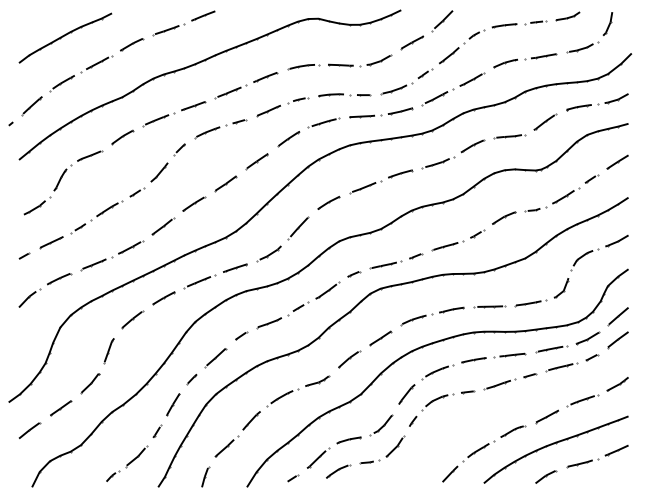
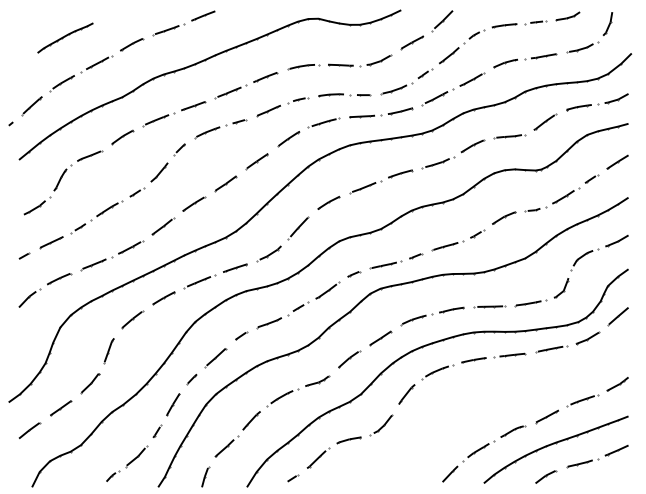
part size: 95x52 px -> 57x32 px (65, 37)
part: present -> none (474, 392)
